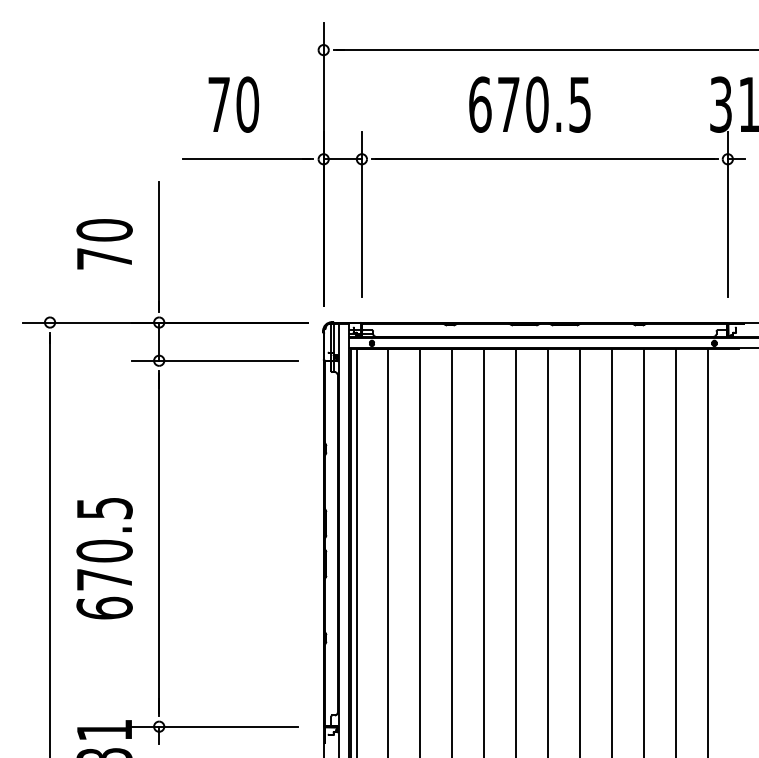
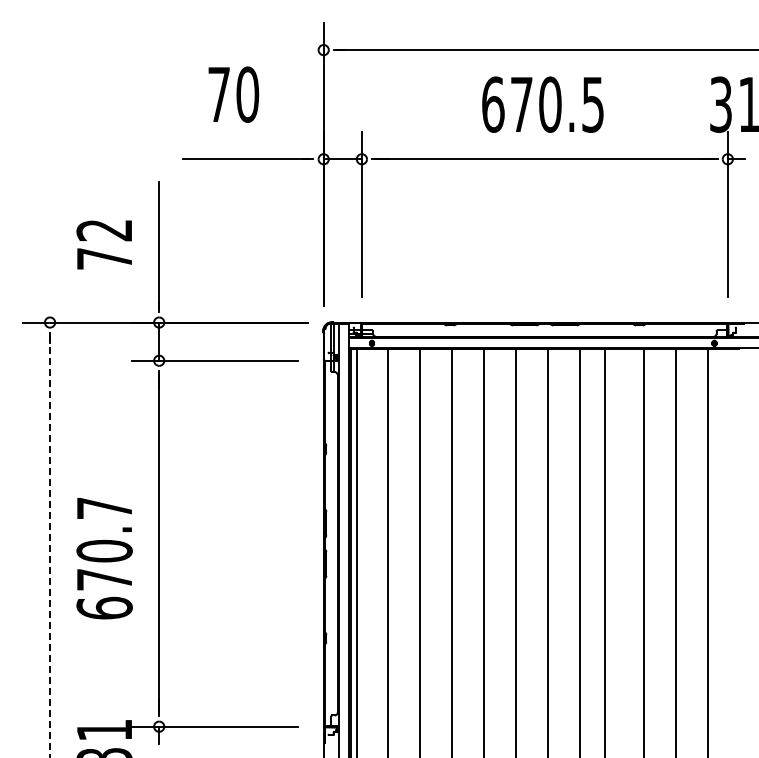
text position: (233, 104) -> (233, 94) (233, 94)
text position: (529, 104) -> (542, 104) (542, 104)
text: 70 -> 72 (104, 230)
text: 670.5 -> 670.7 (104, 508)
line: solid -> dashed (50, 547)
line position: (611, 551) -> (604, 551) (604, 551)
